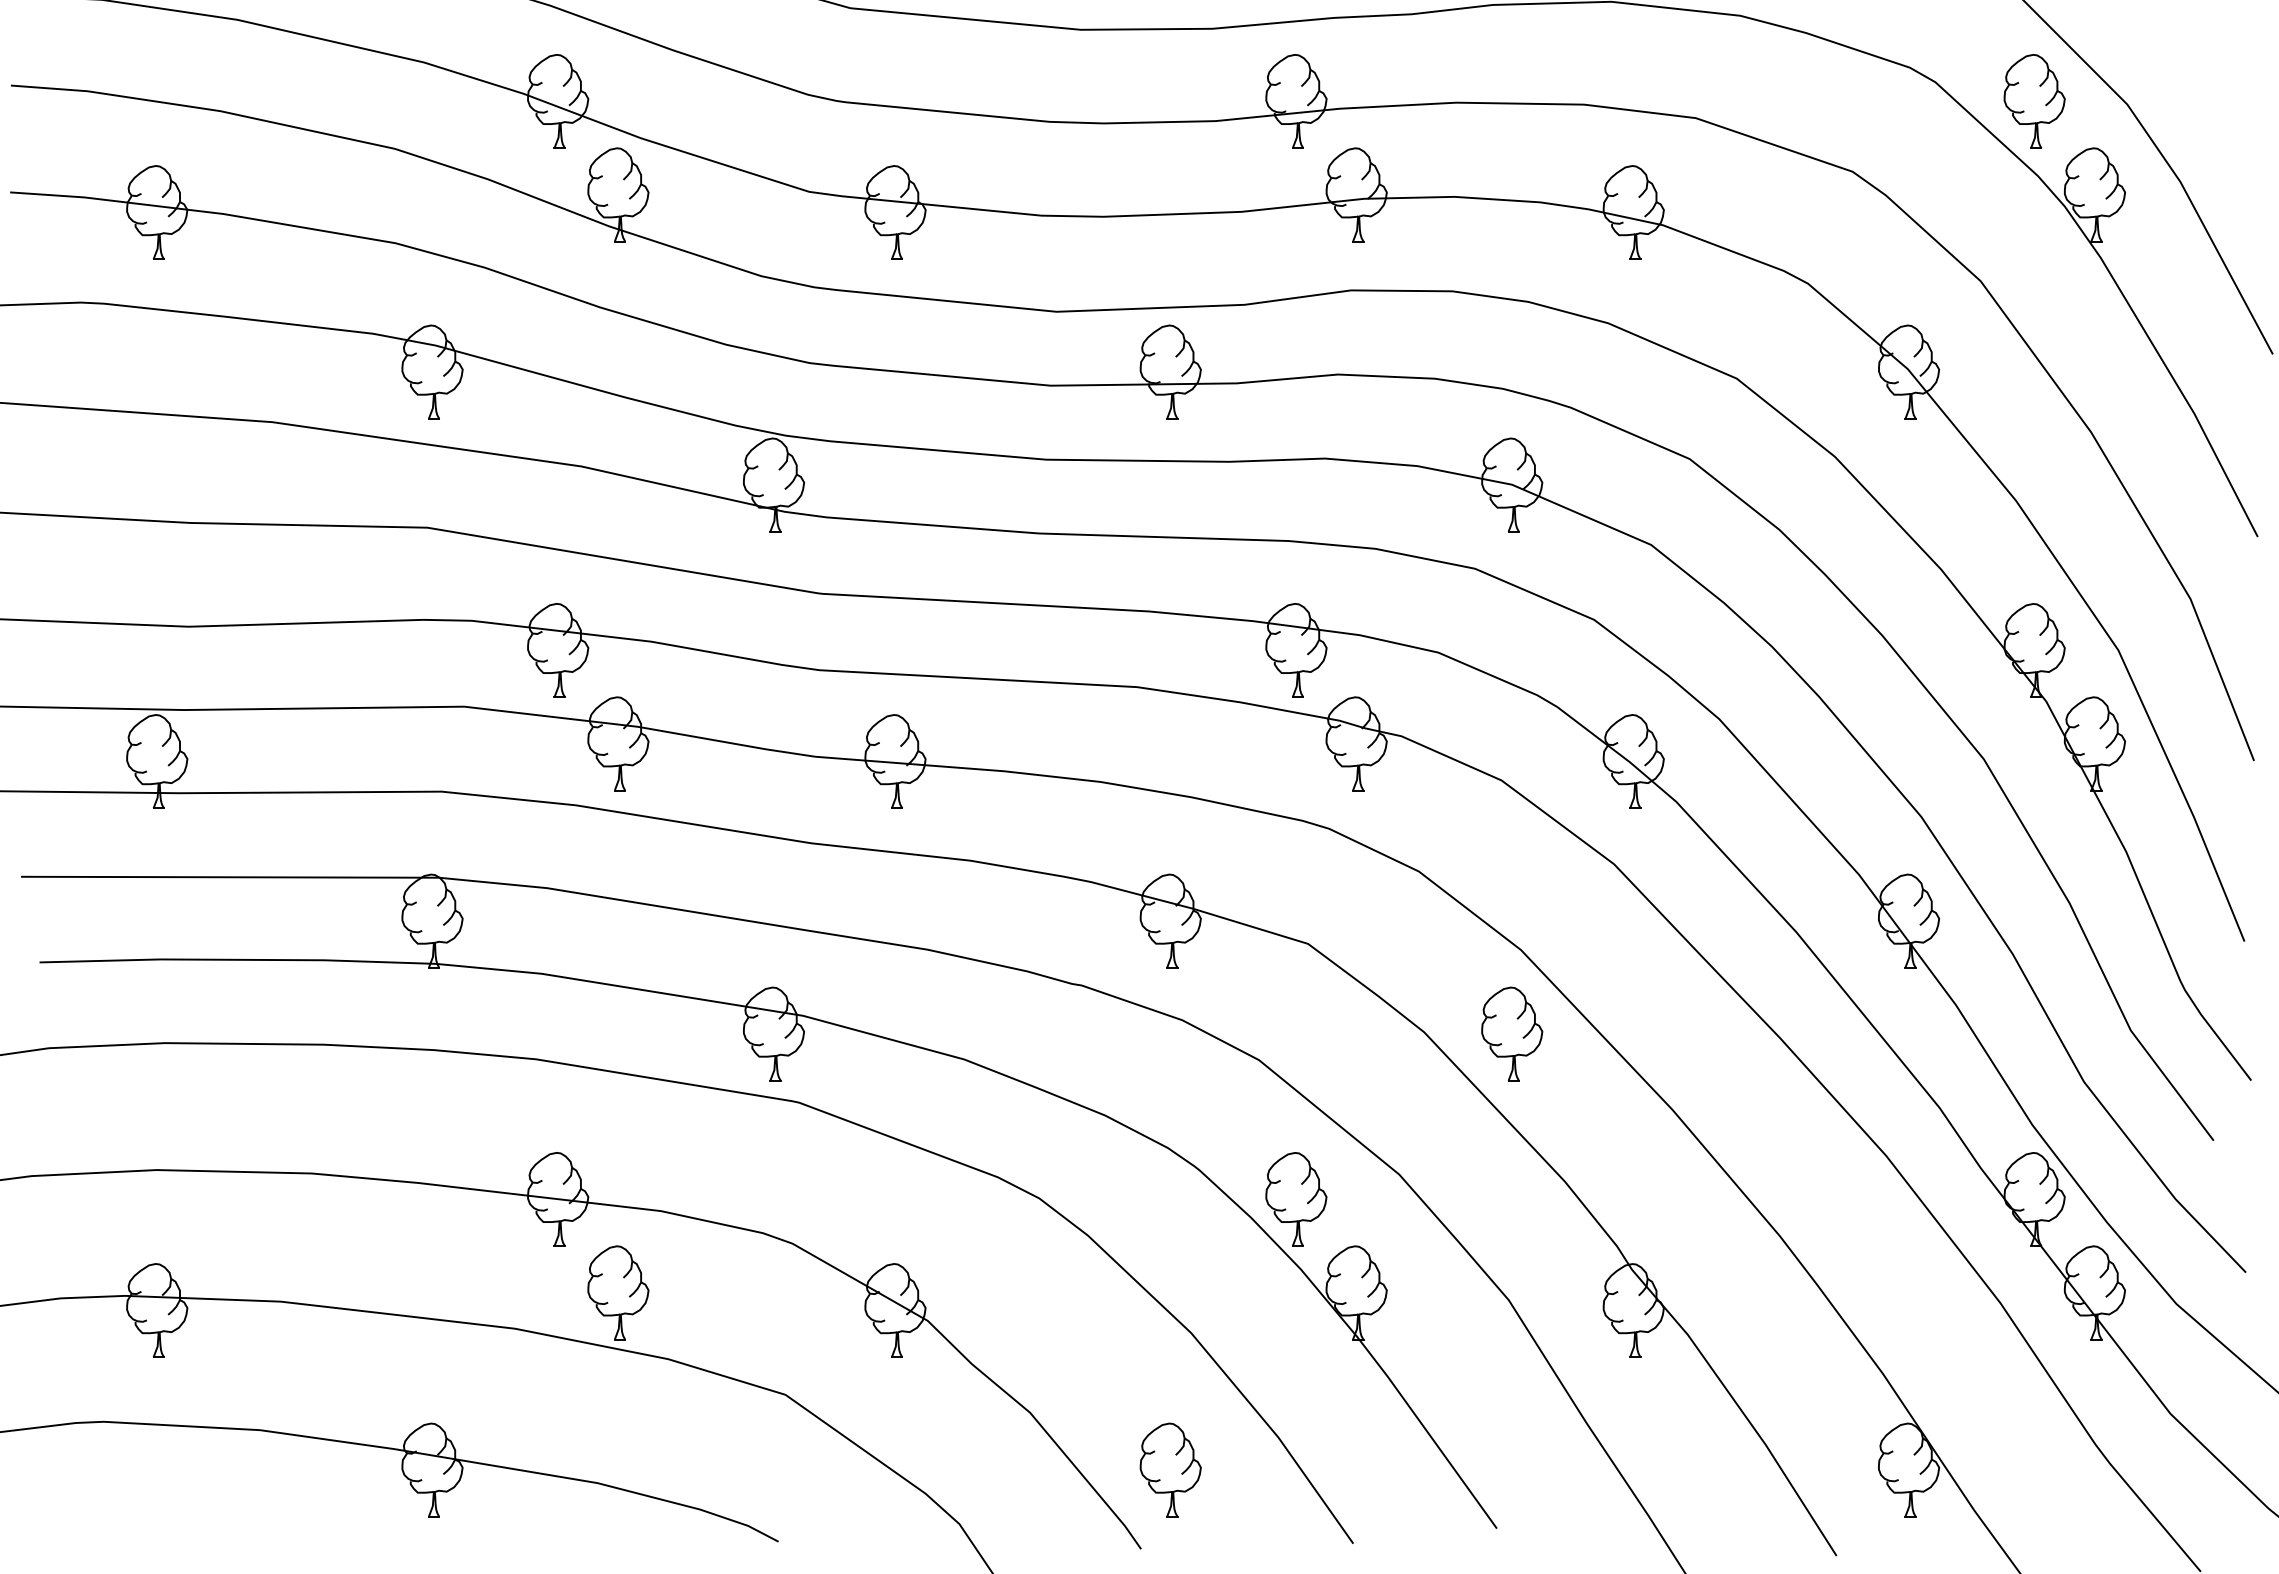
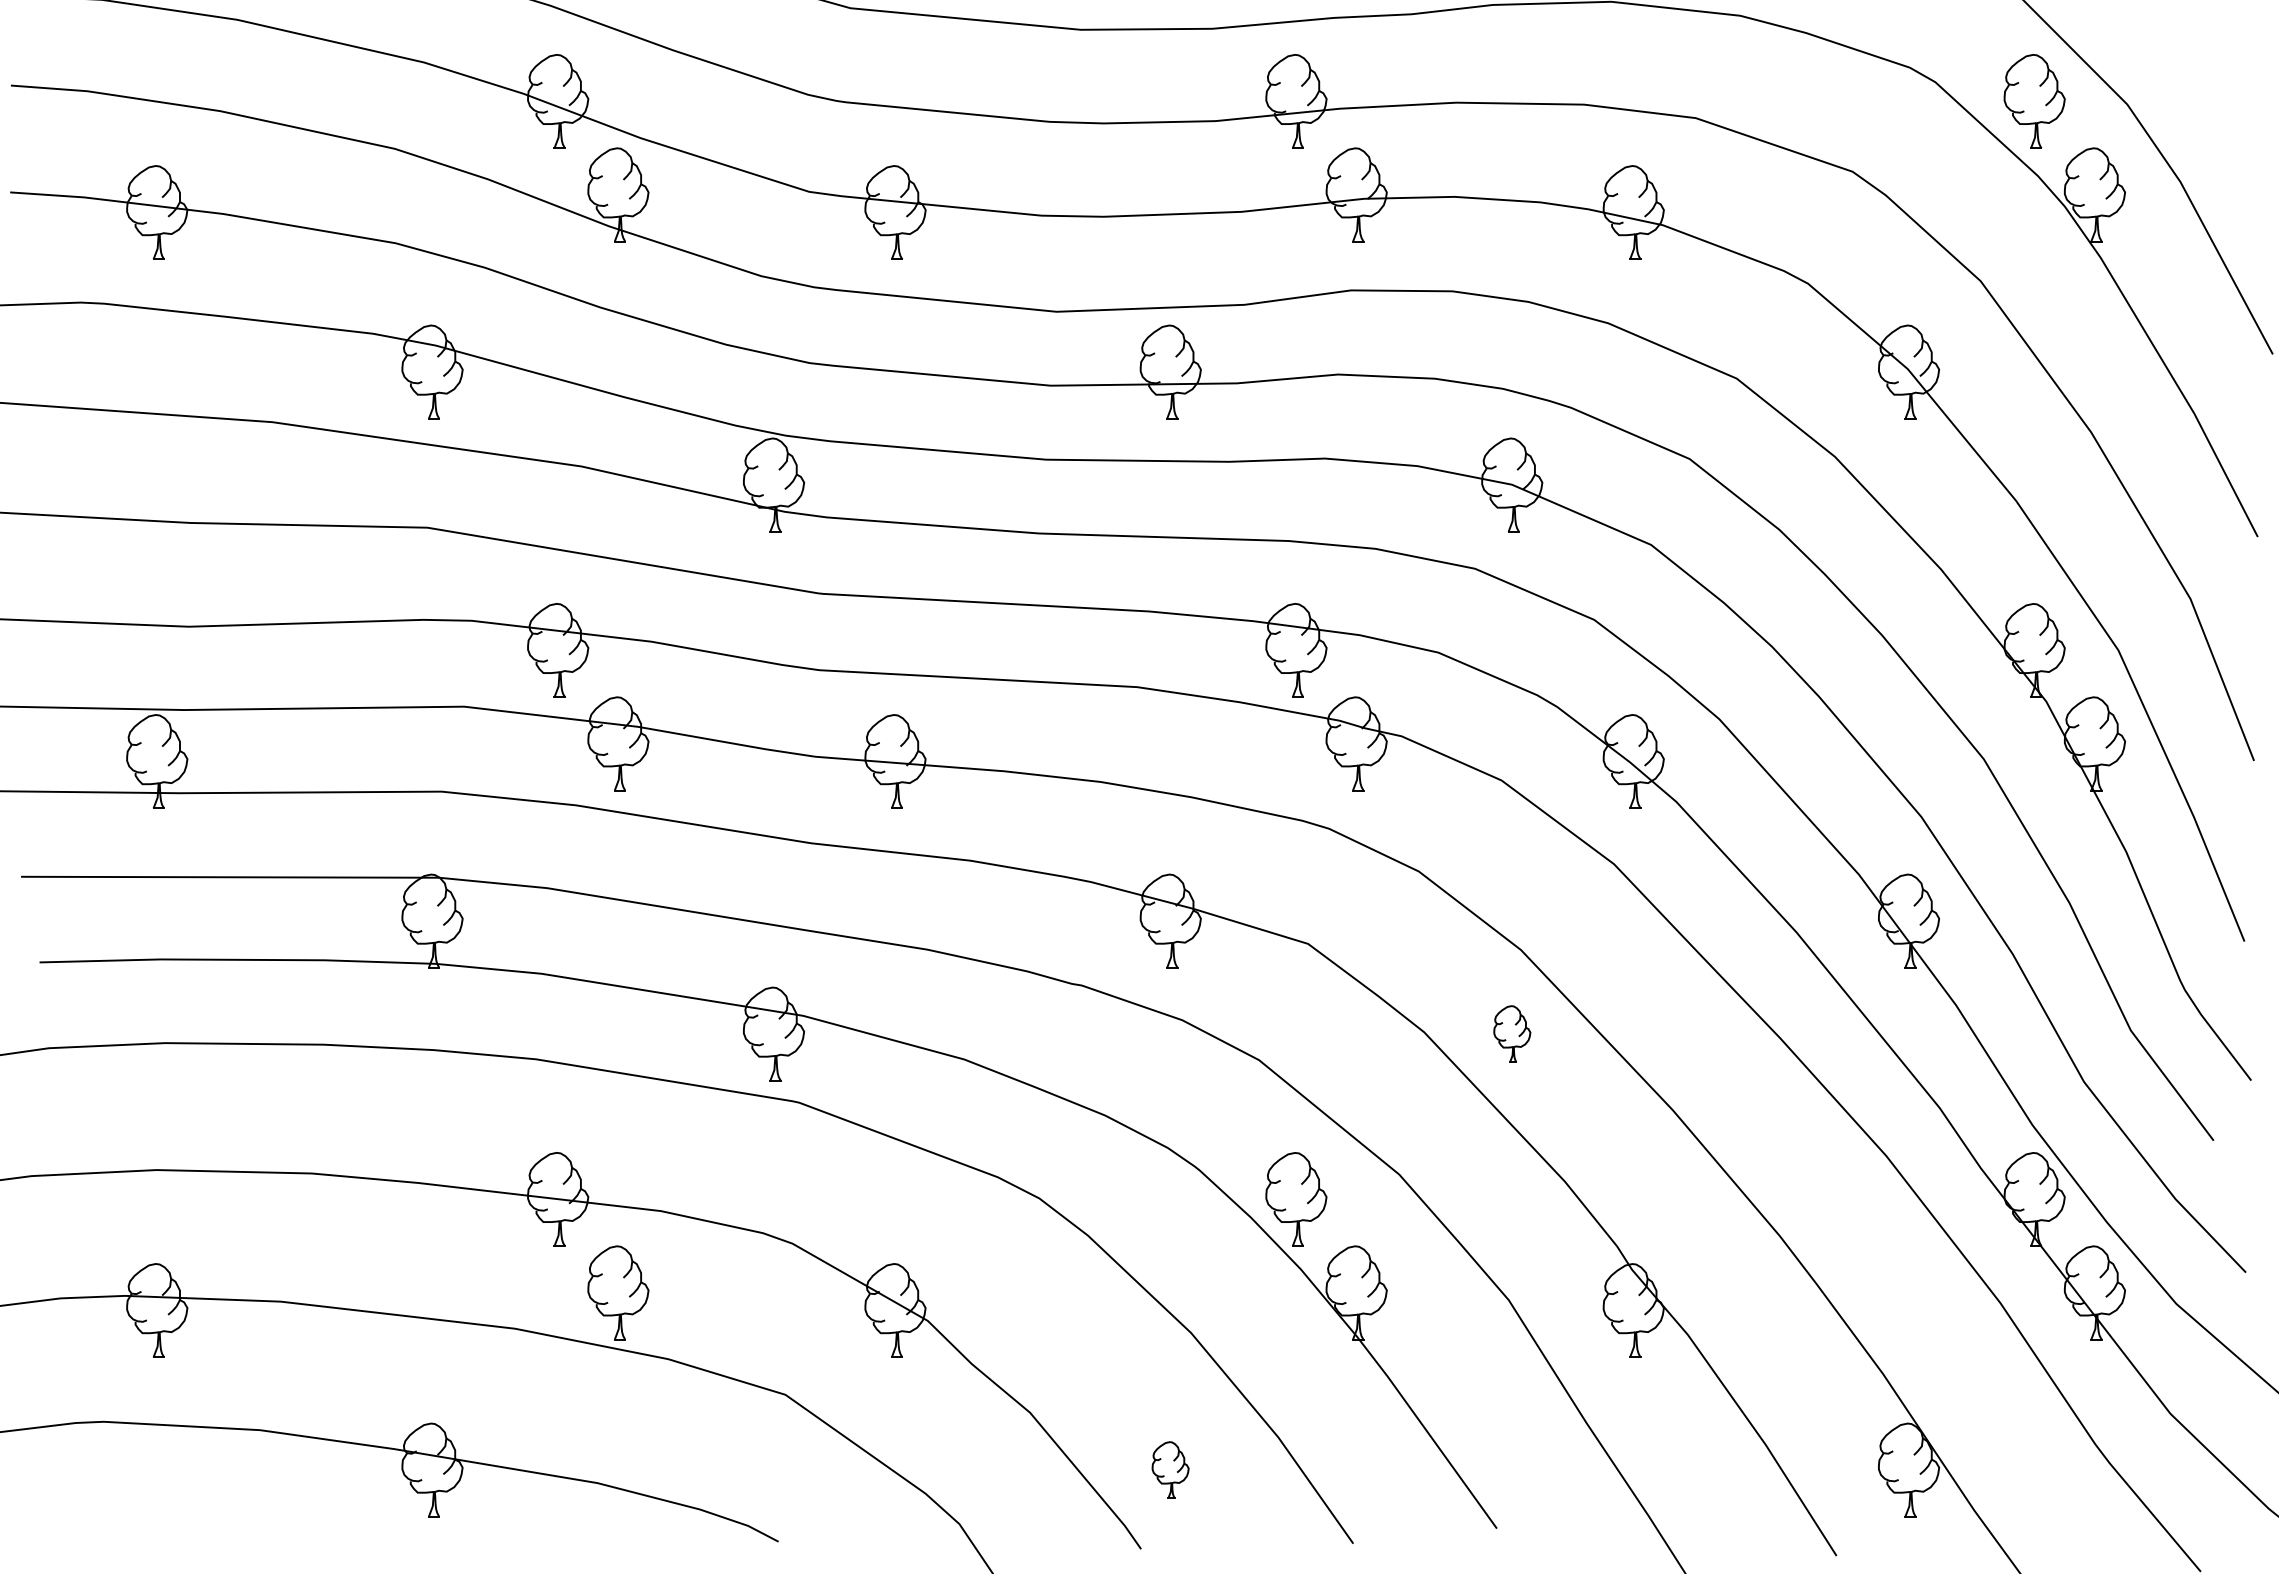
part size: 63x96 px -> 39x58 px (1512, 1033)
part size: 63x96 px -> 39x58 px (1170, 1469)
